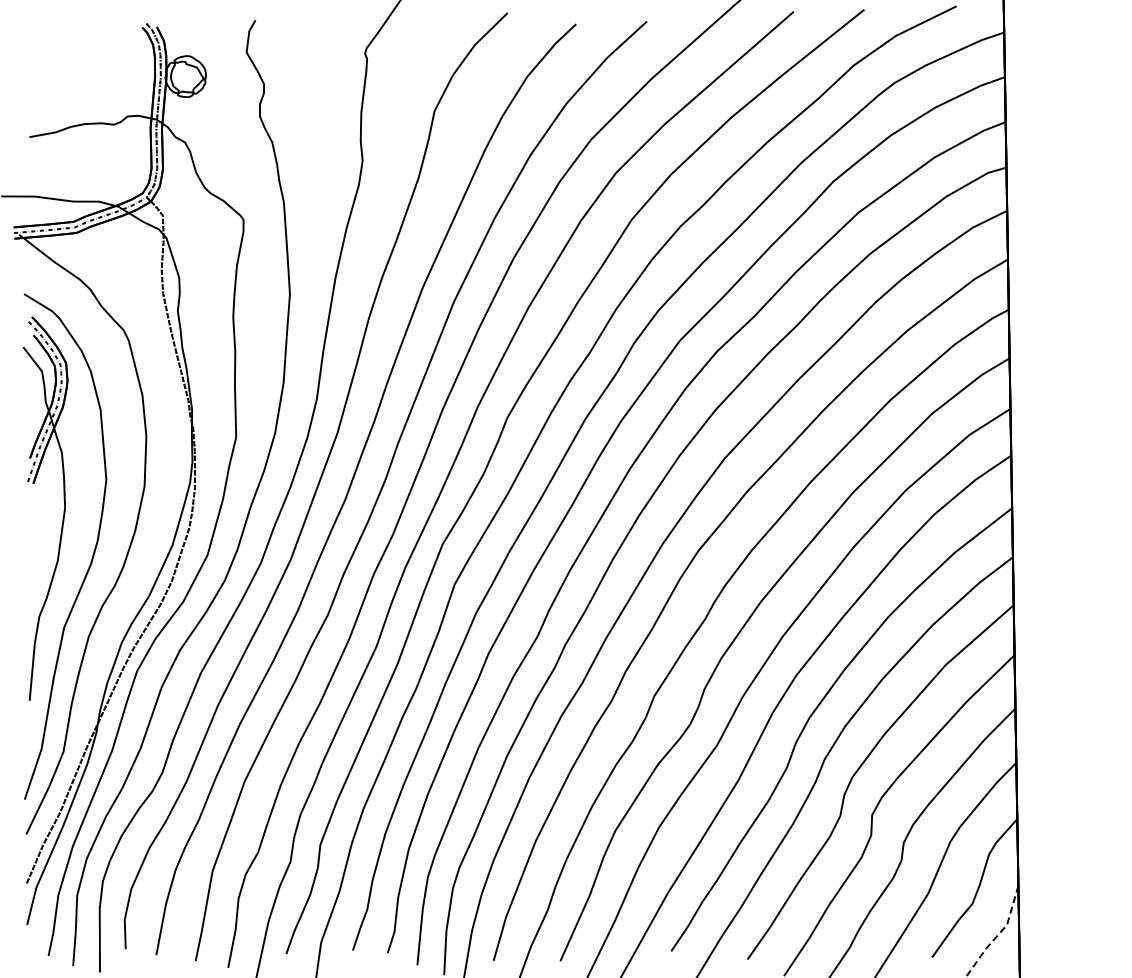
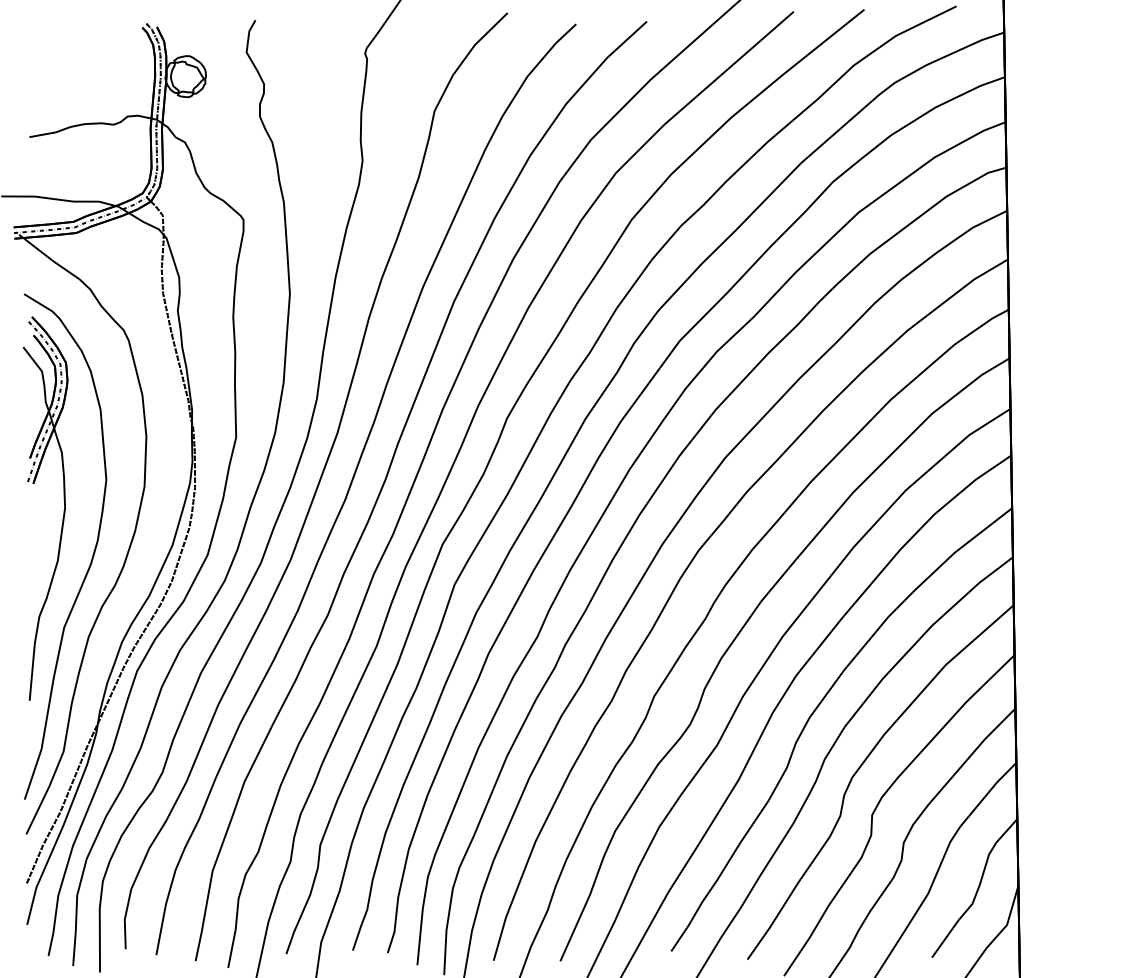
line: dashed -> solid (998, 934)
